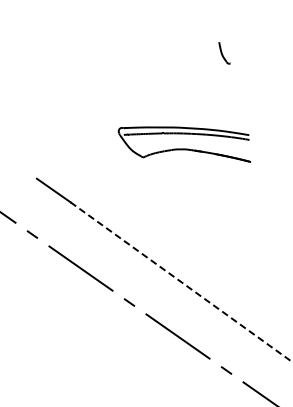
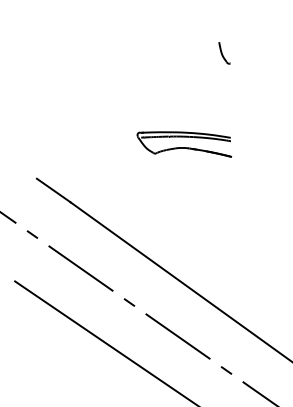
part size: 135x37 px -> 97x27 px (184, 144)
line: dashed -> solid (181, 282)
line: none -> present (104, 342)
